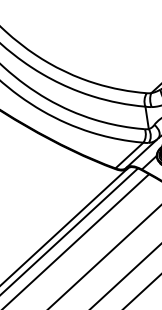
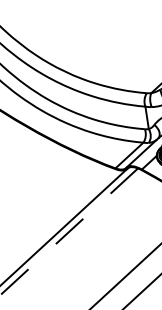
line: solid -> dashed (68, 232)
line: present -> none (77, 240)
line: present -> none (104, 256)
